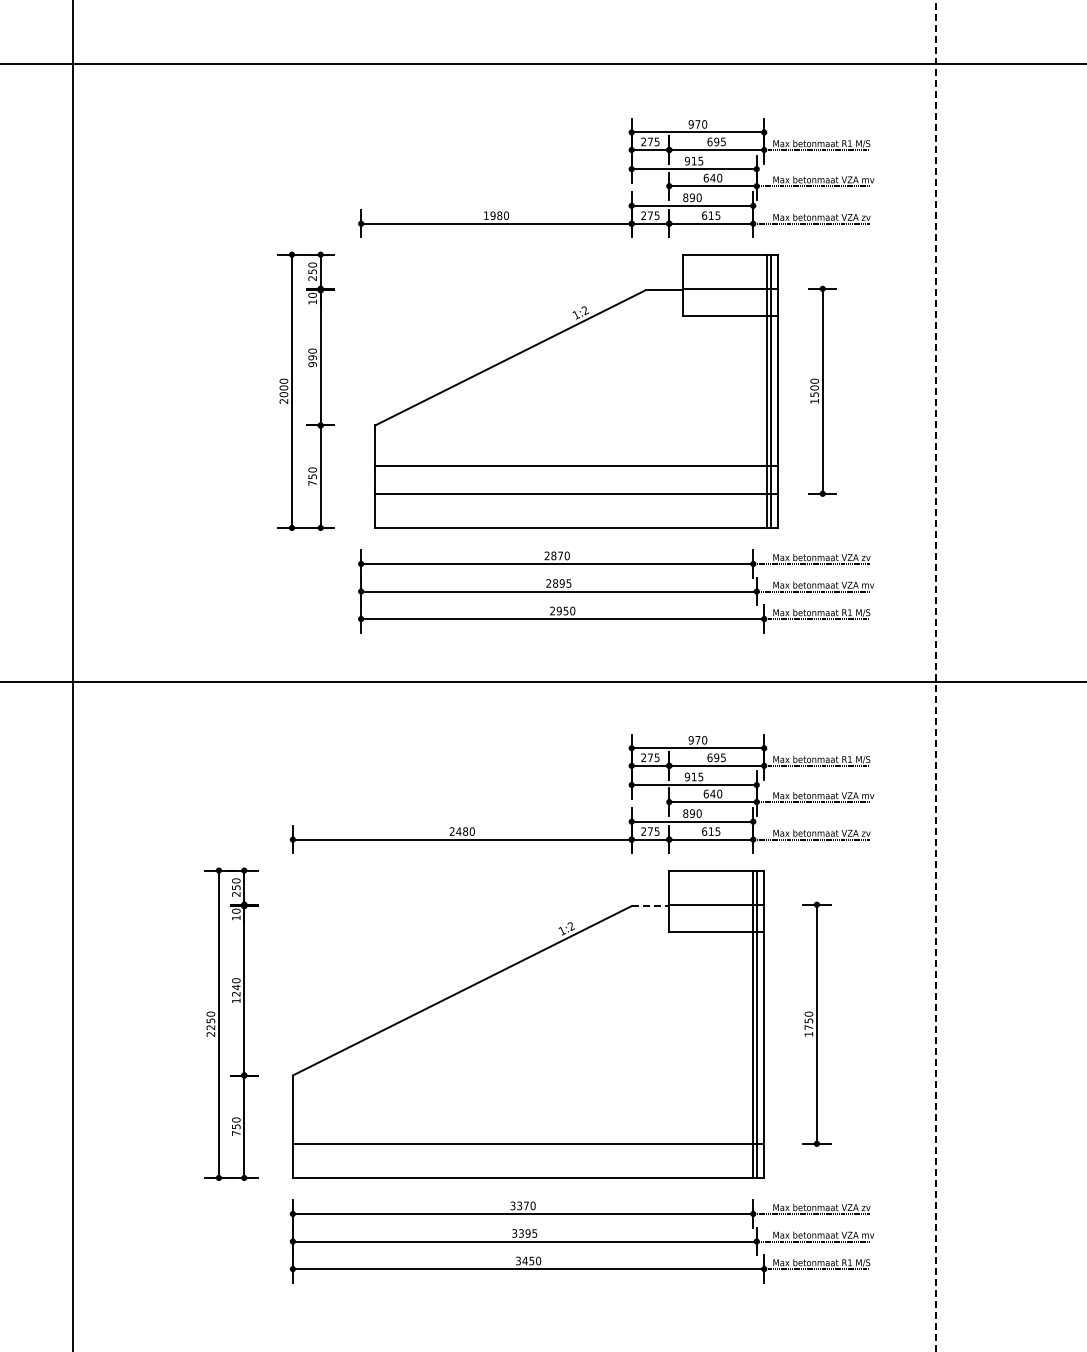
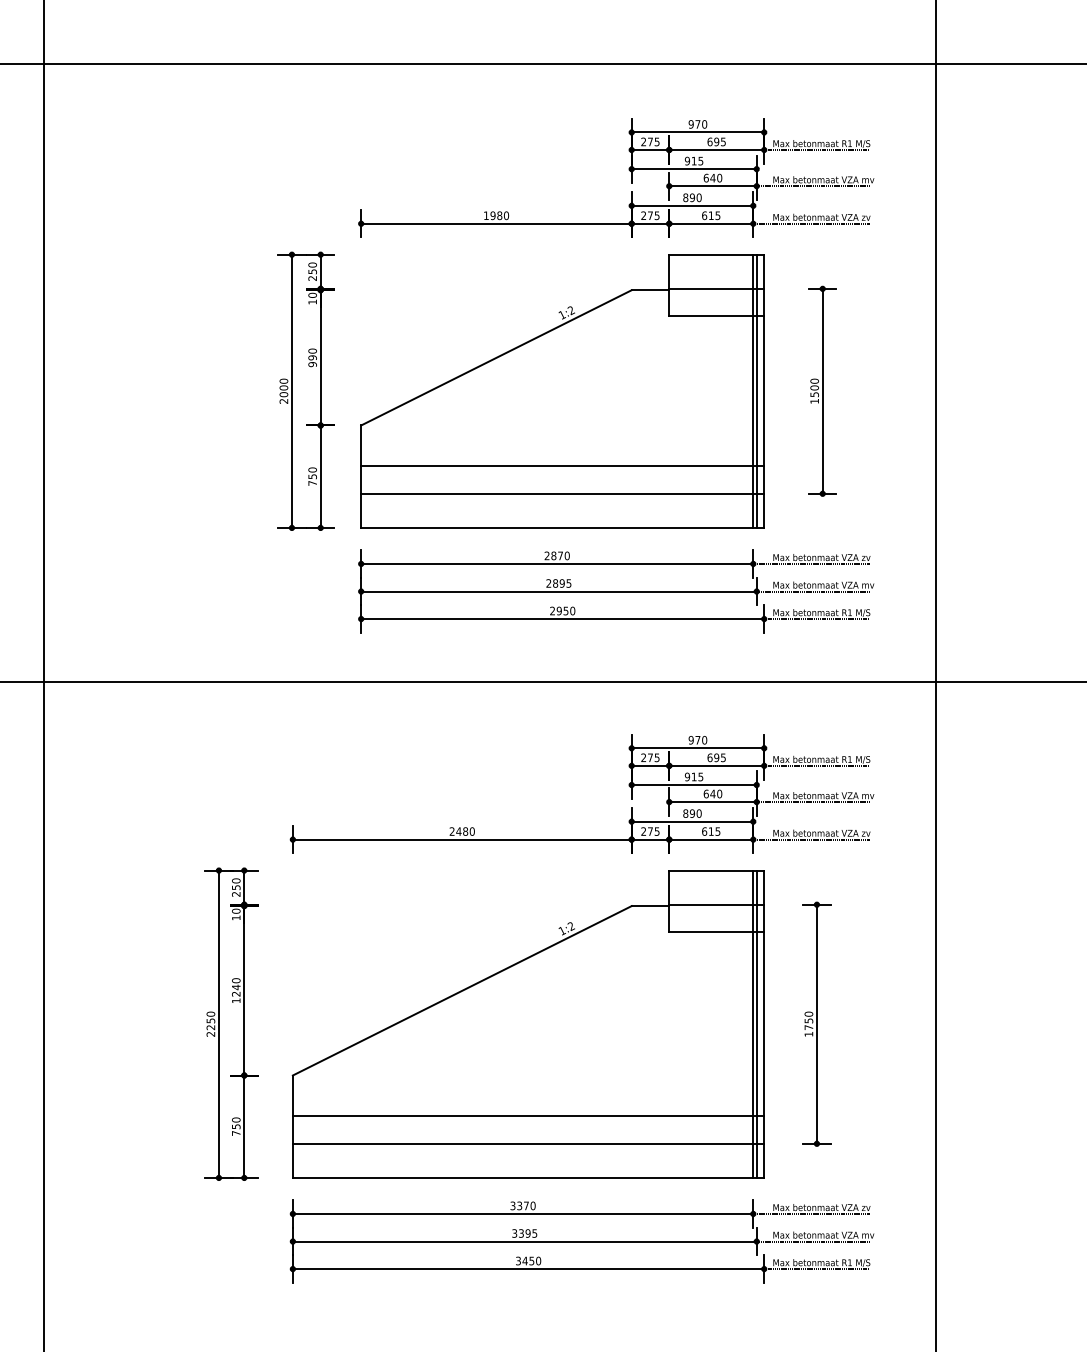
part position: (576, 391) -> (562, 391) (562, 391)
line position: (72, 675) -> (43, 675) (43, 675)
line: dashed -> solid (935, 675)
line: dashed -> solid (650, 906)
line: none -> present (528, 1116)
